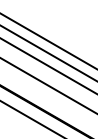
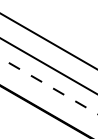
line: present -> none (48, 52)
line: solid -> dashed (48, 85)
line: present -> none (31, 118)
